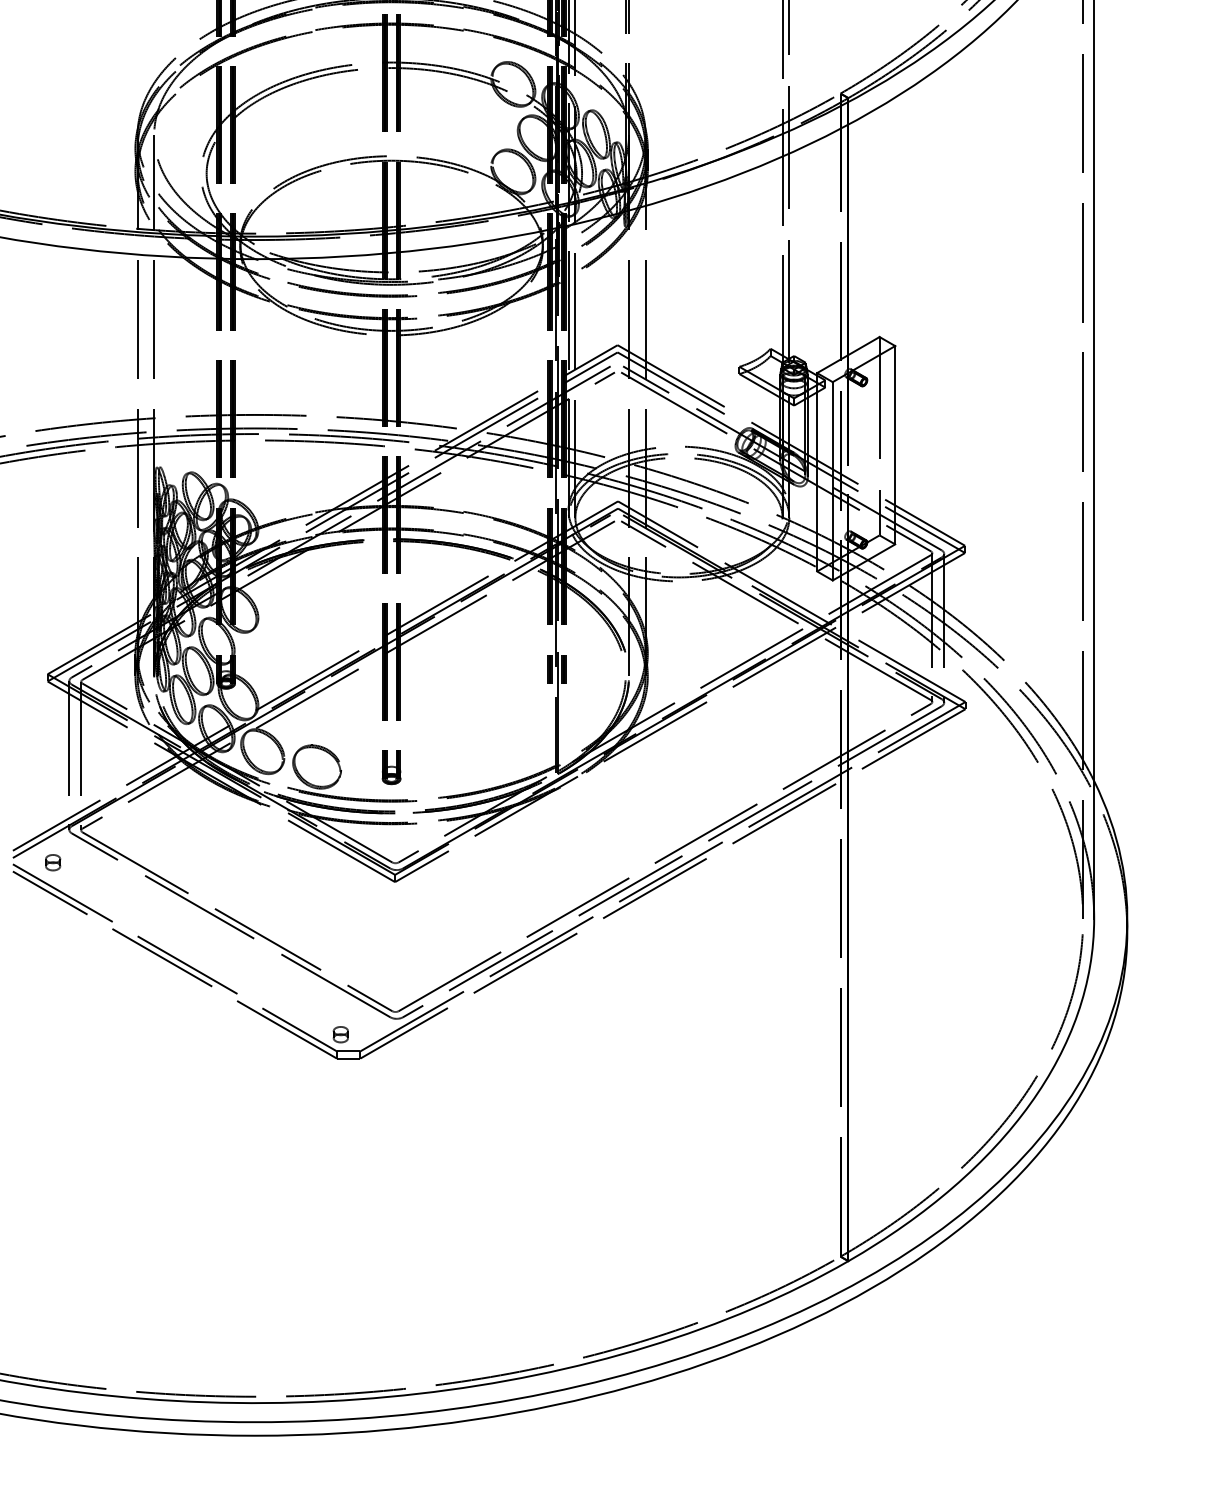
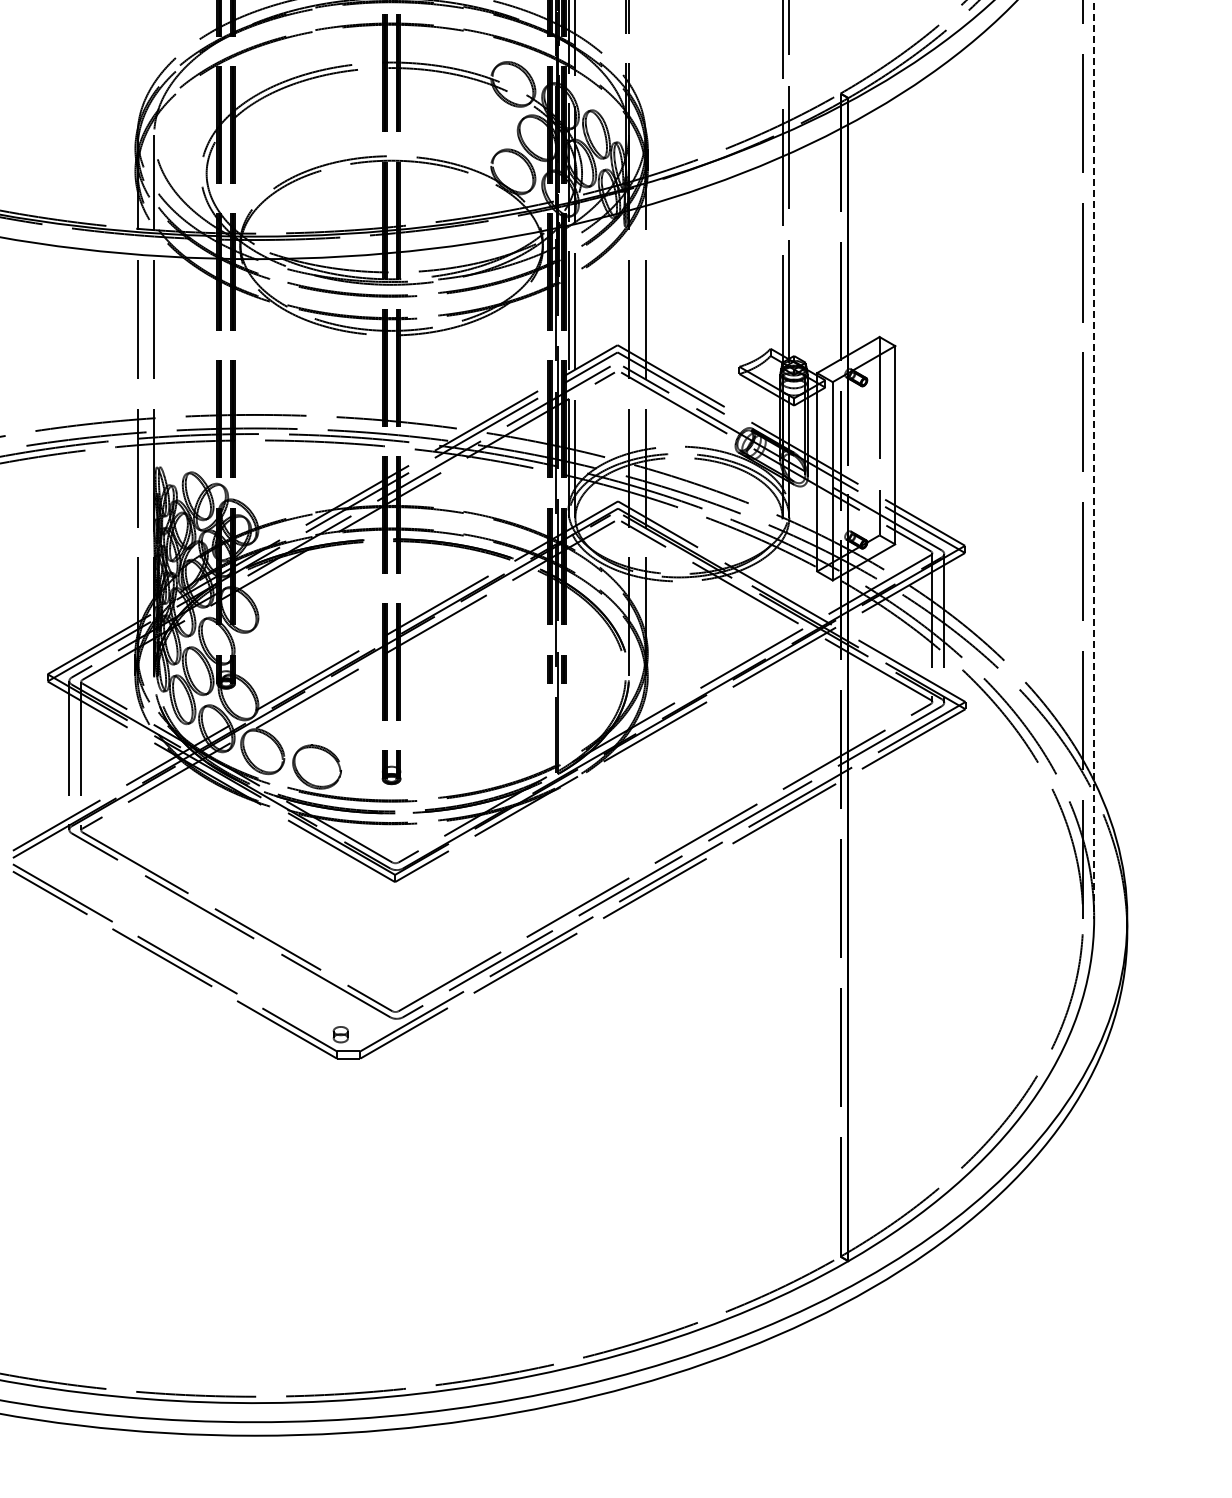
line: solid -> dashed (1094, 459)
part: present -> none (53, 862)
